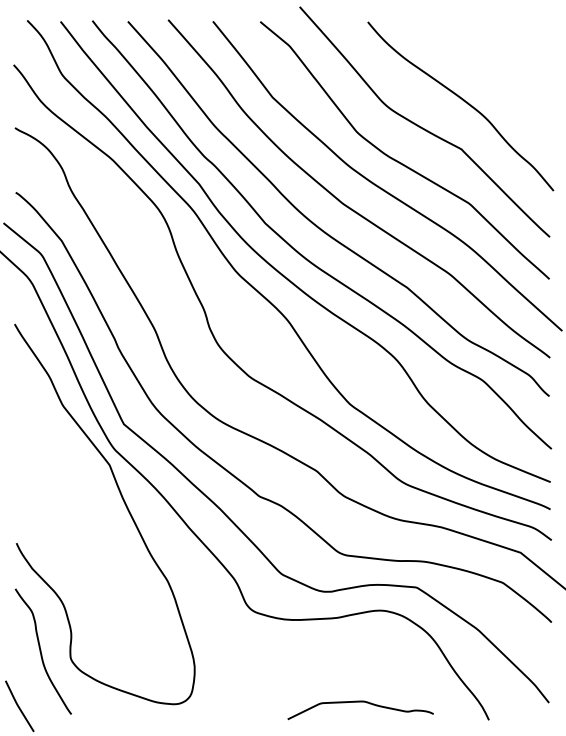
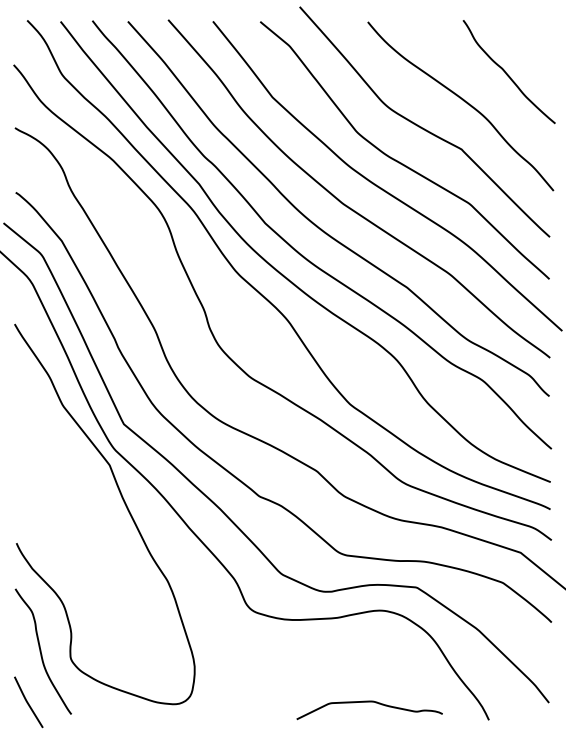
curve: none -> present (507, 73)
curve position: (360, 702) -> (369, 702) (369, 702)
curve position: (19, 706) -> (28, 702) (28, 702)
